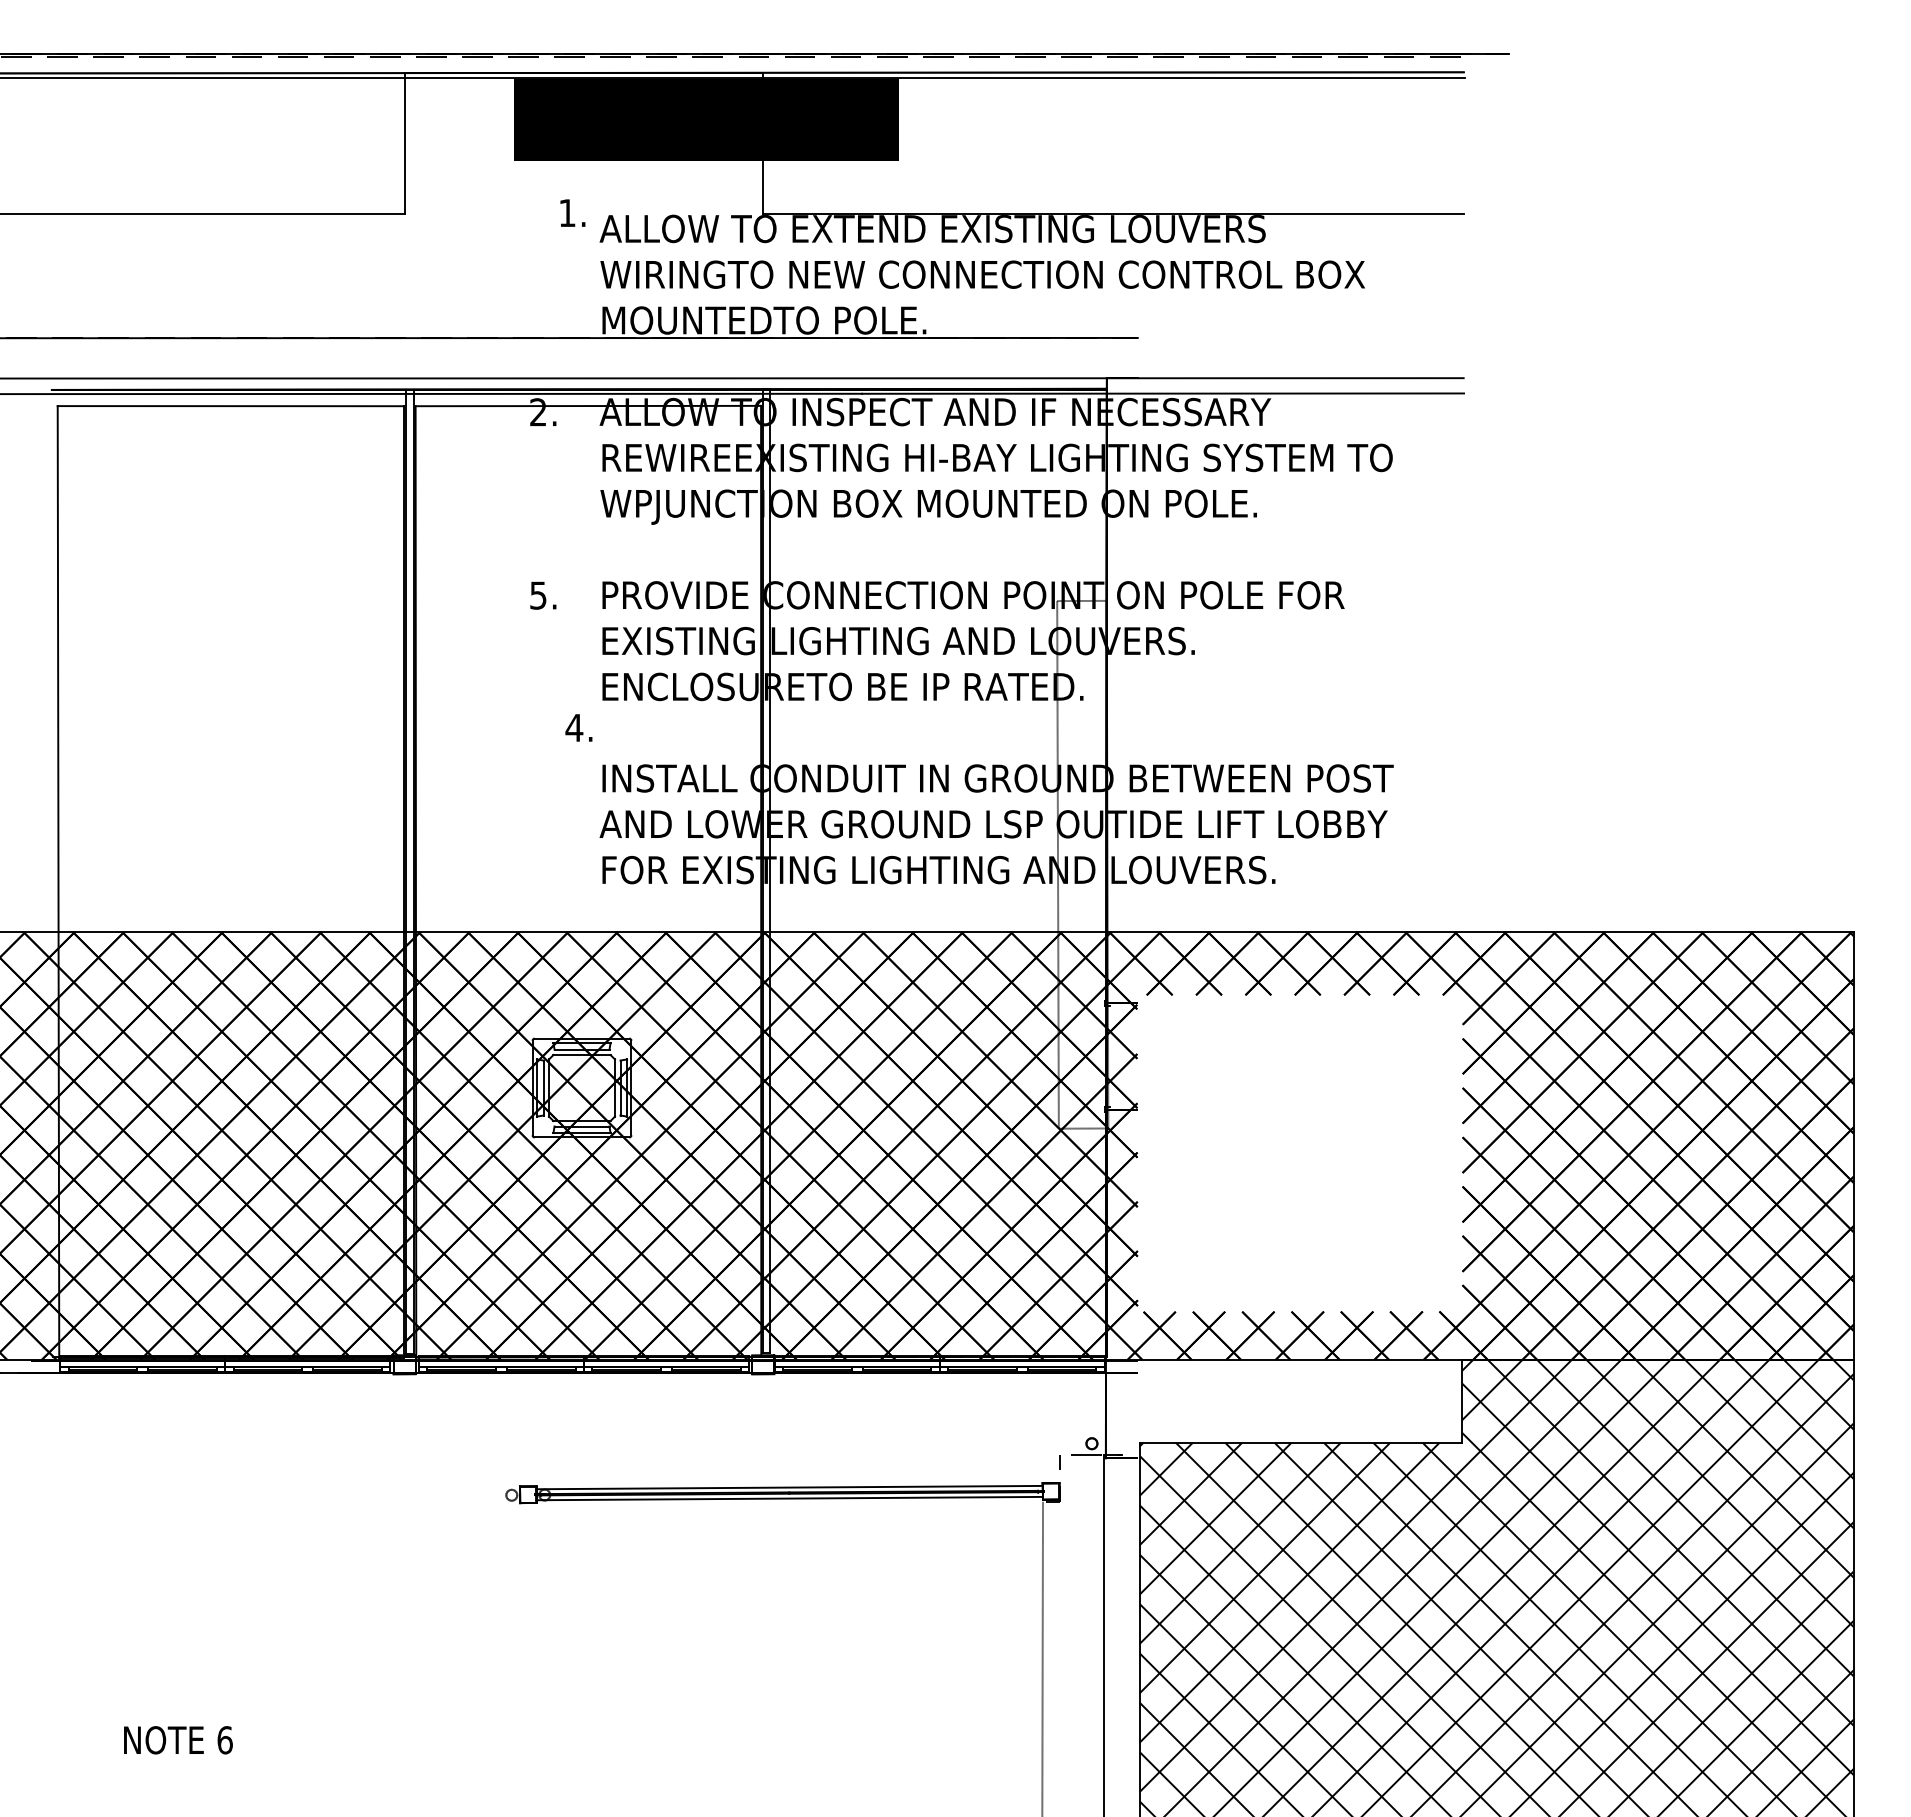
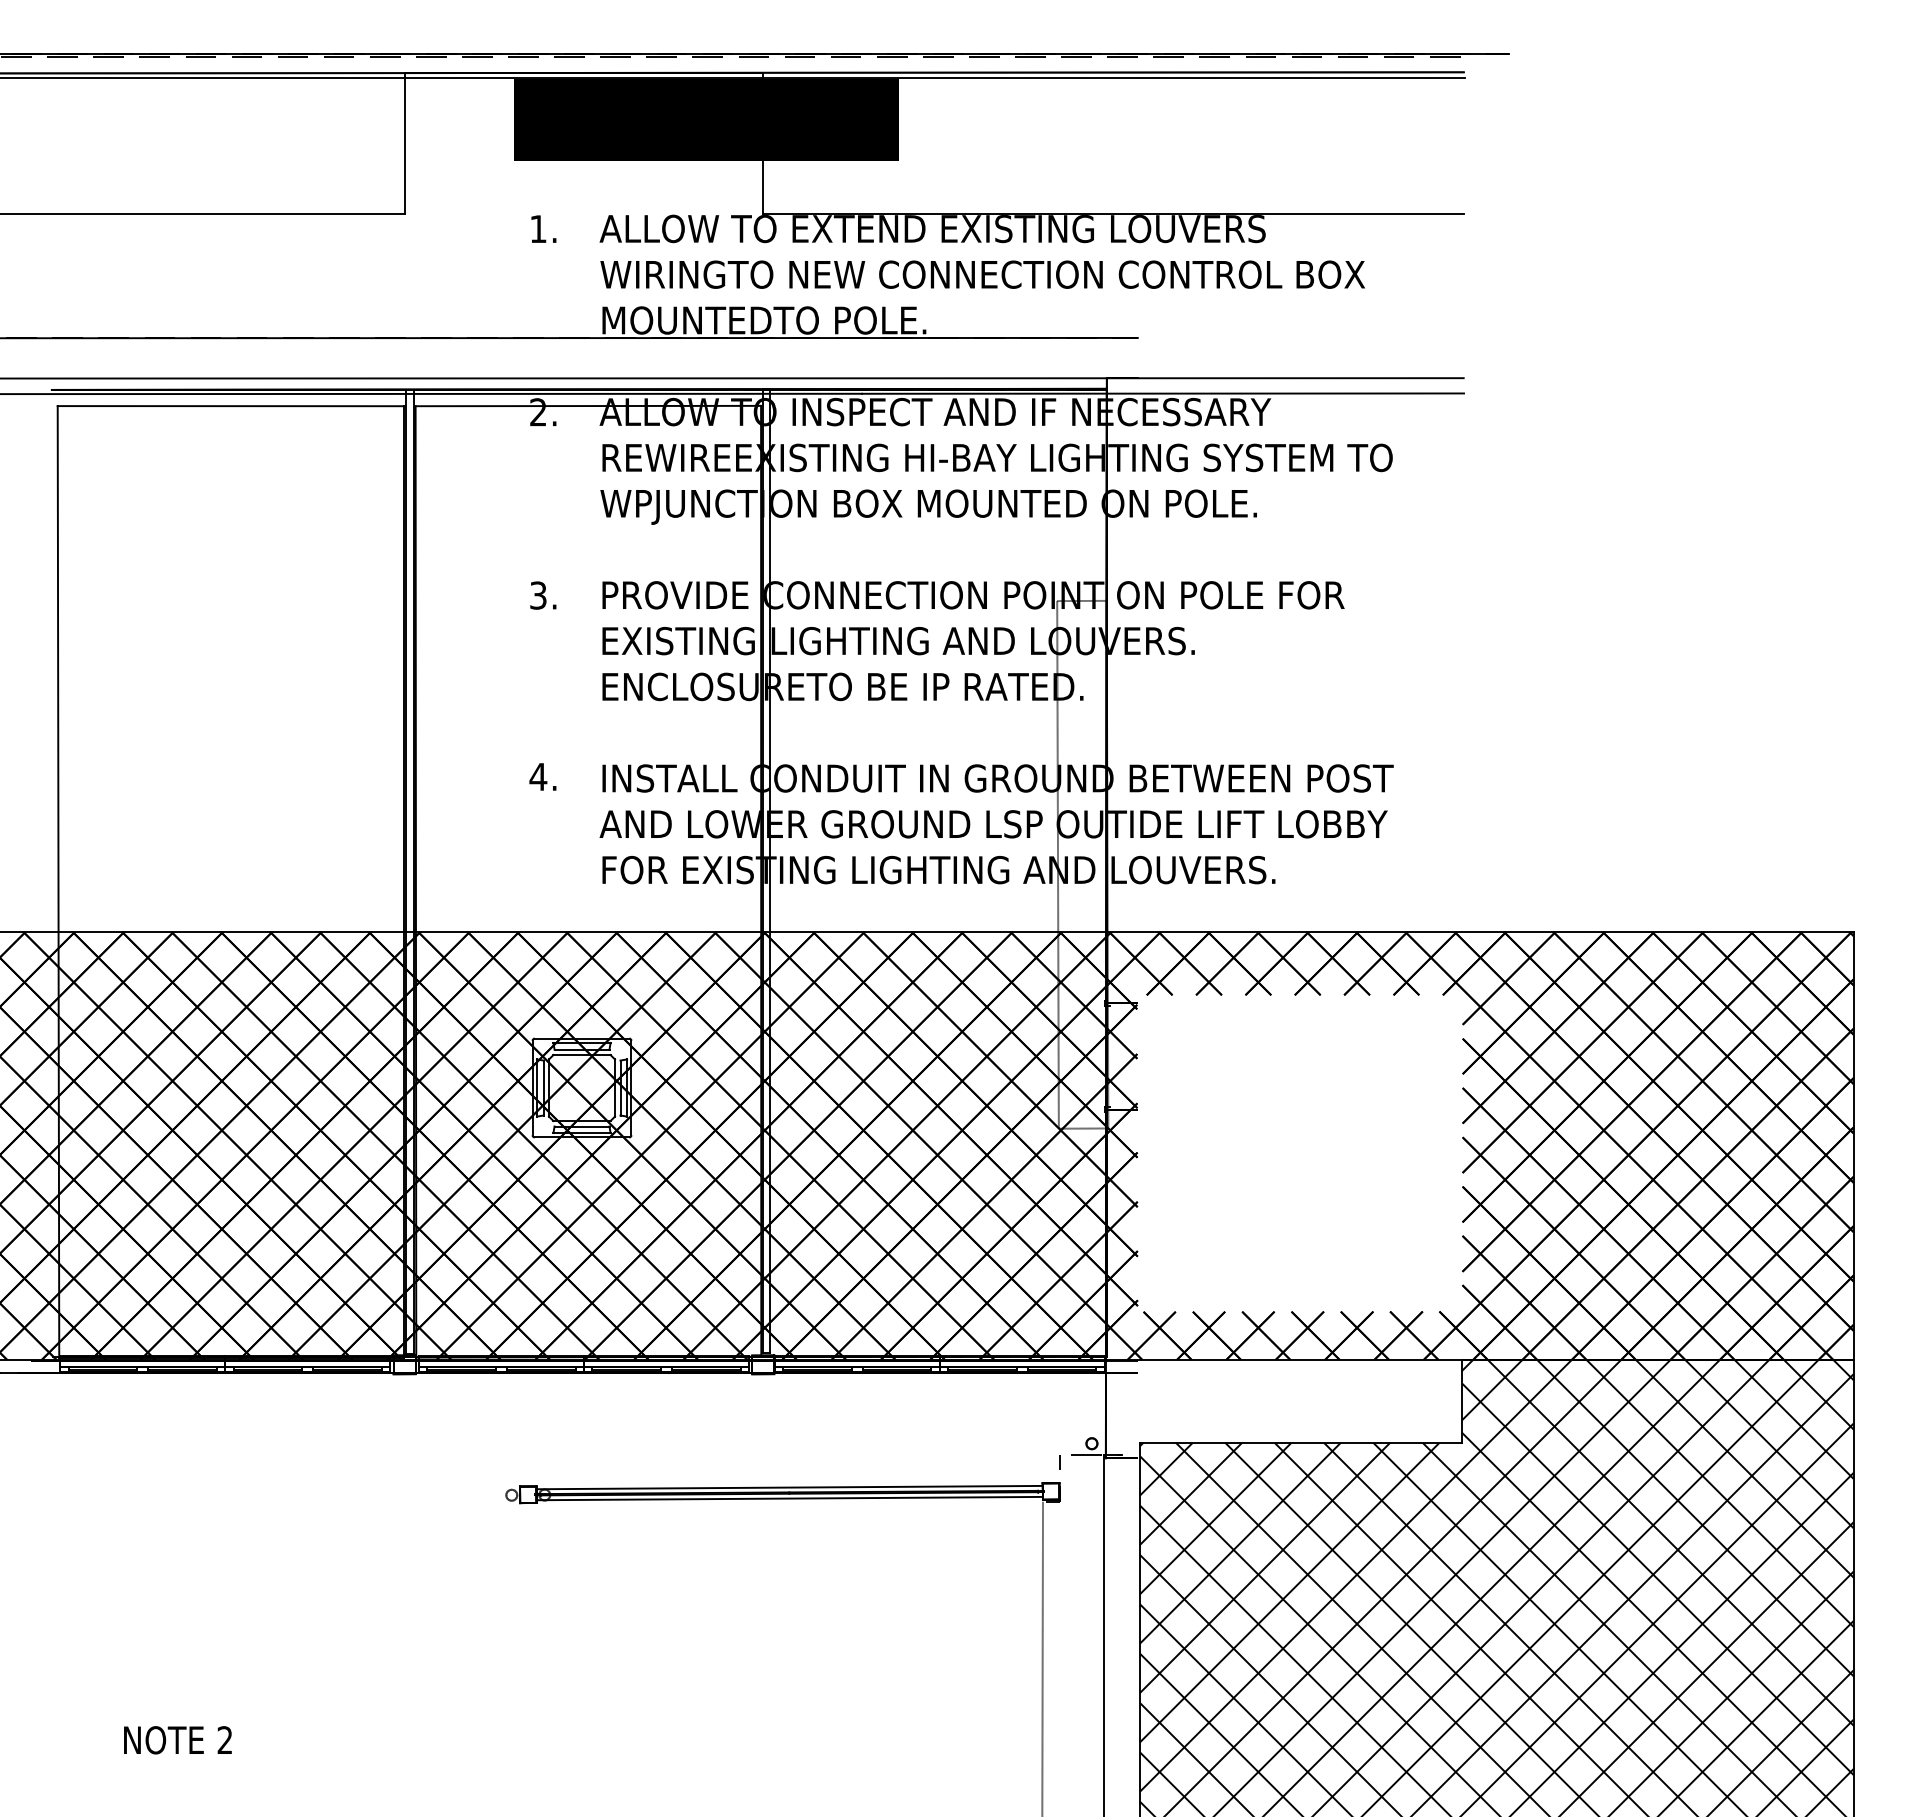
text position: (572, 212) -> (543, 228) (543, 228)
text: 5. -> 3. (538, 595)
text position: (578, 727) -> (542, 776) (542, 776)
text: 6 -> 2 (224, 1740)
